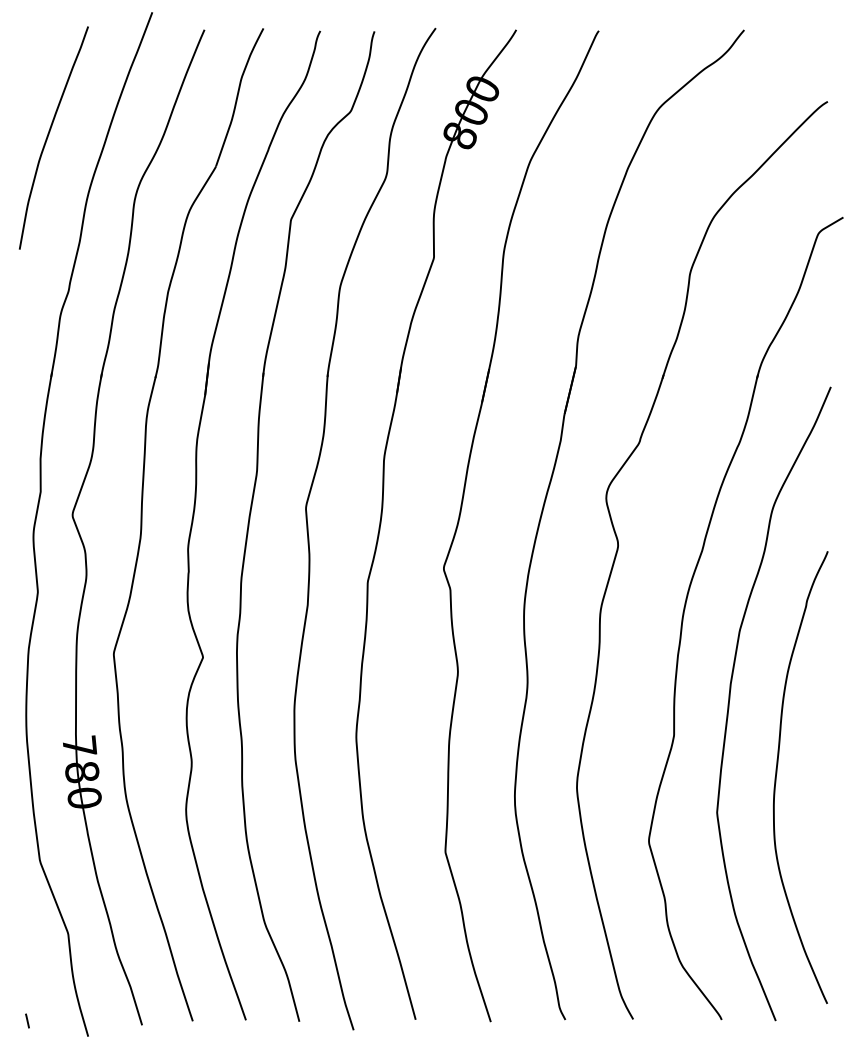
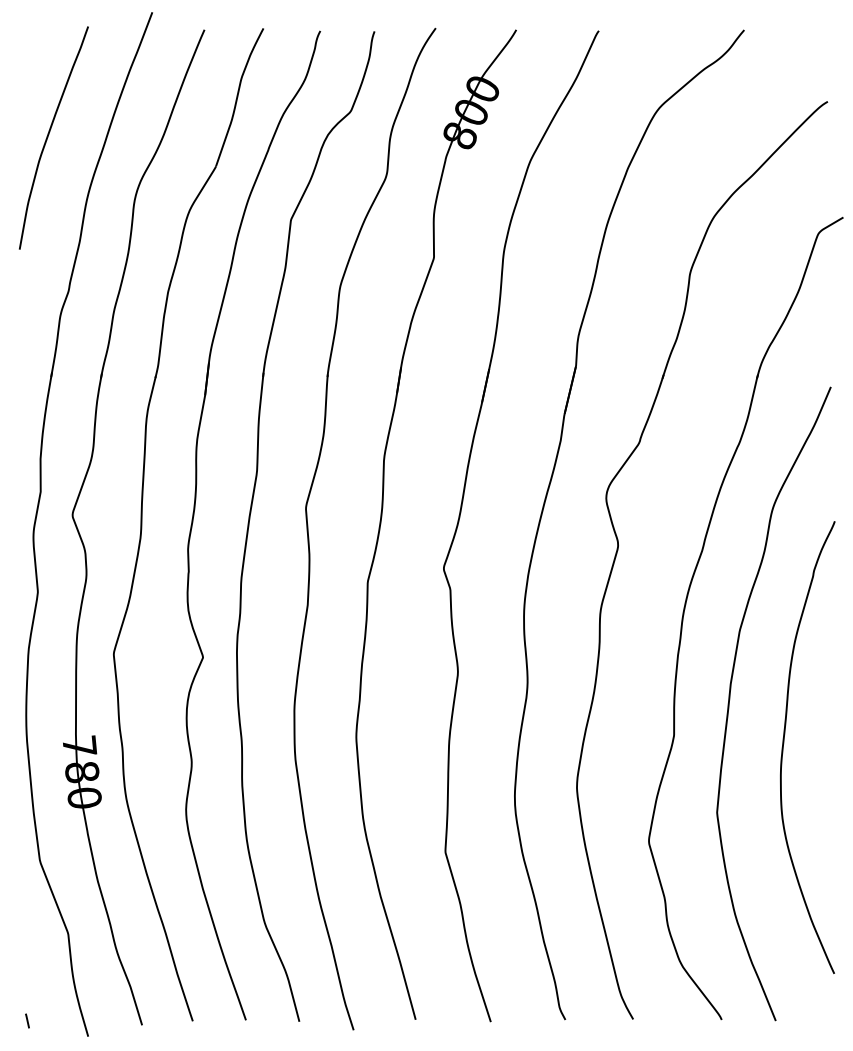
curve position: (777, 773) -> (784, 743) (784, 743)
